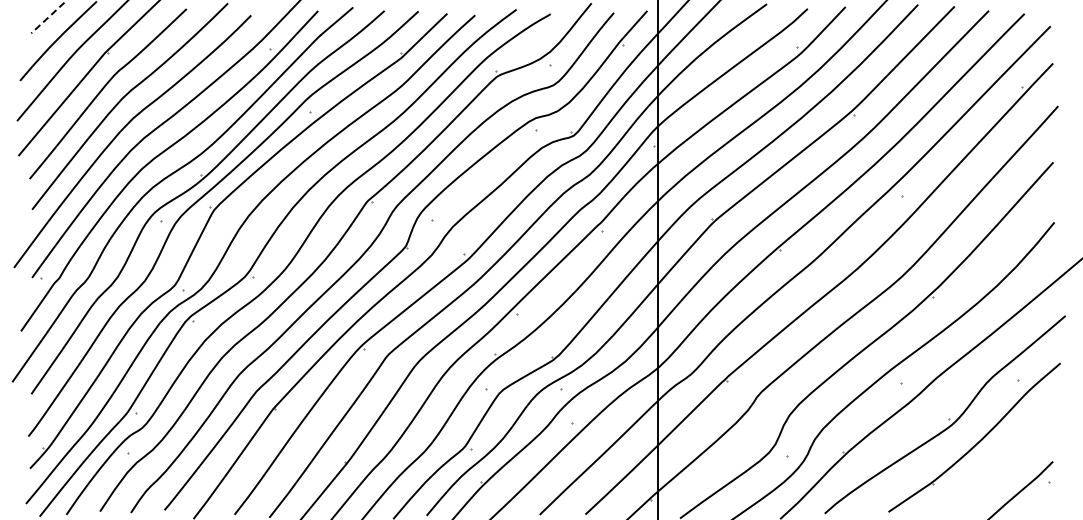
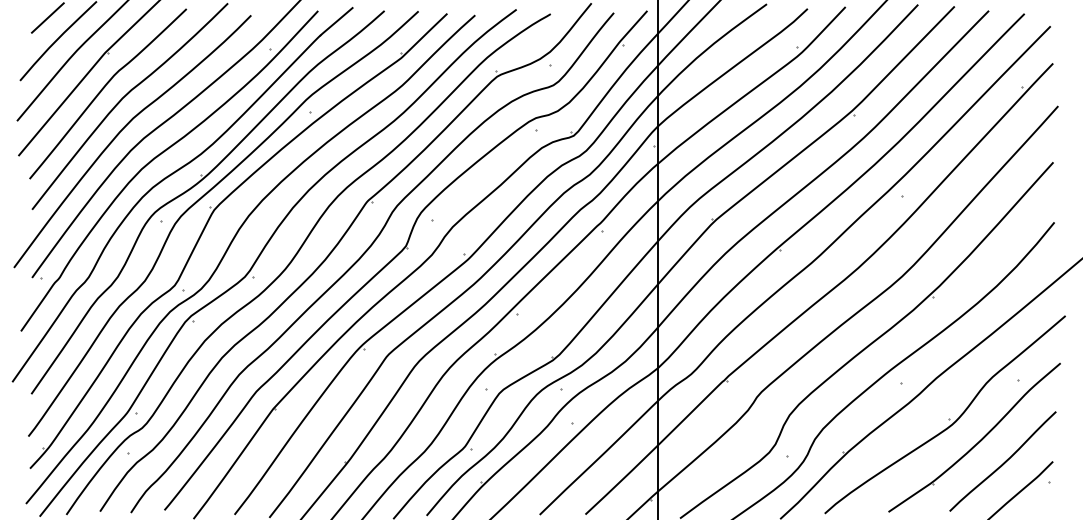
line: dashed -> solid (47, 18)
curve: none -> present (1003, 462)
